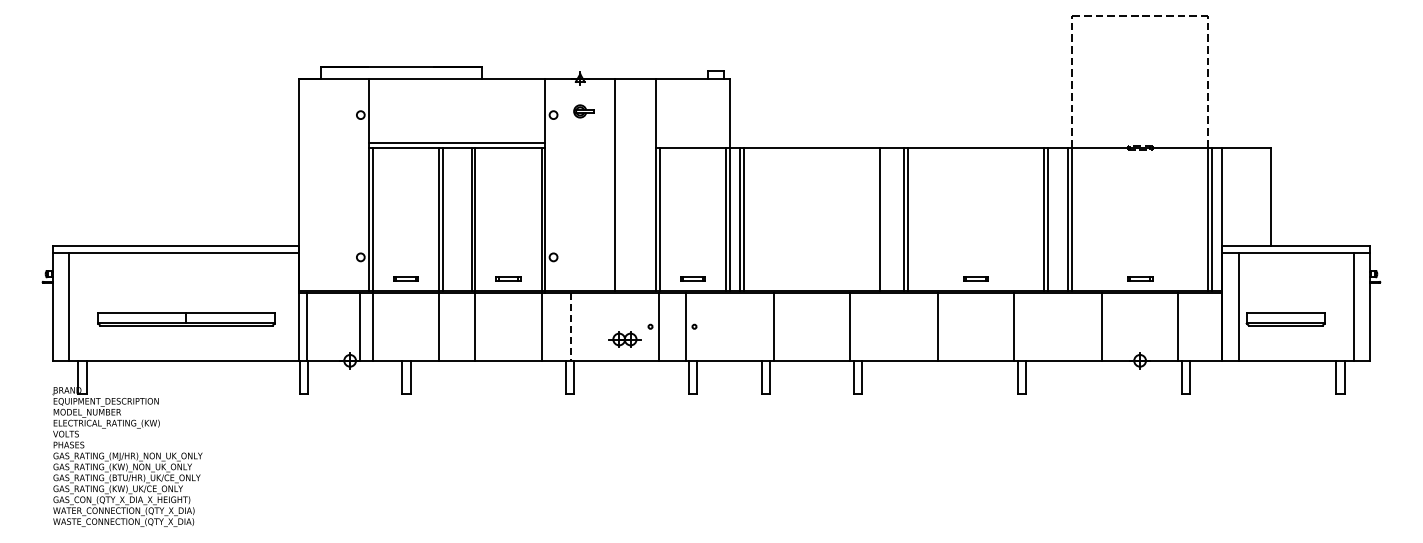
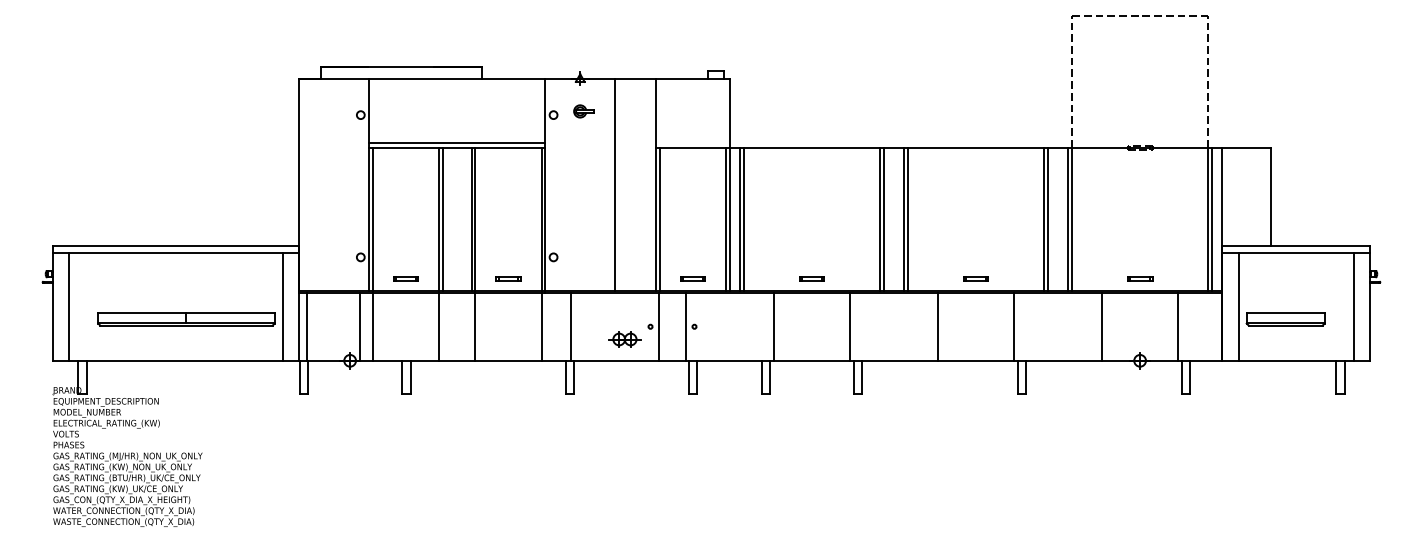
line: none -> present (883, 218)
part: none -> present (811, 278)
line: none -> present (282, 306)
line: dashed -> solid (571, 327)
